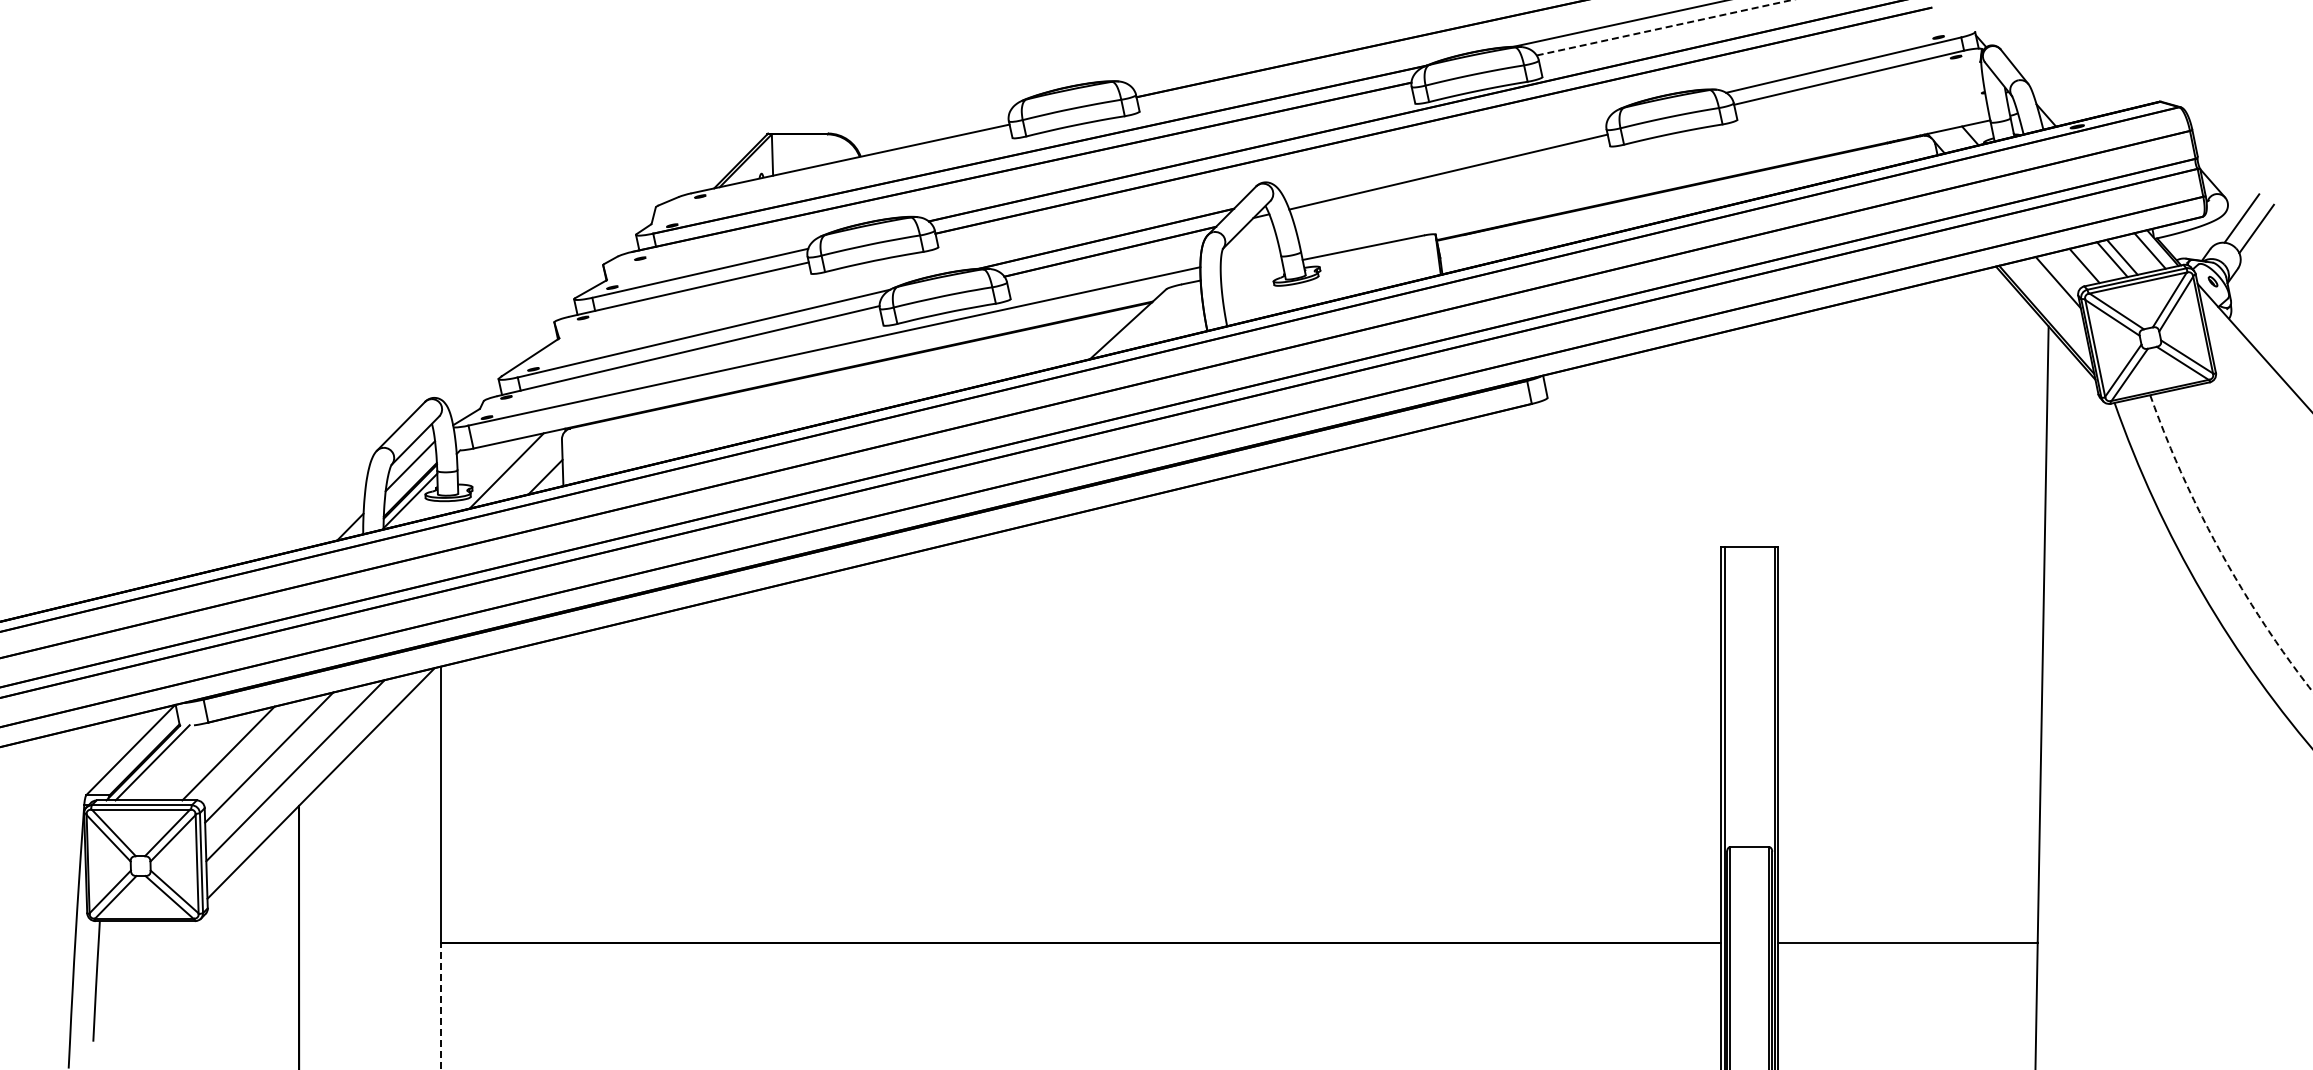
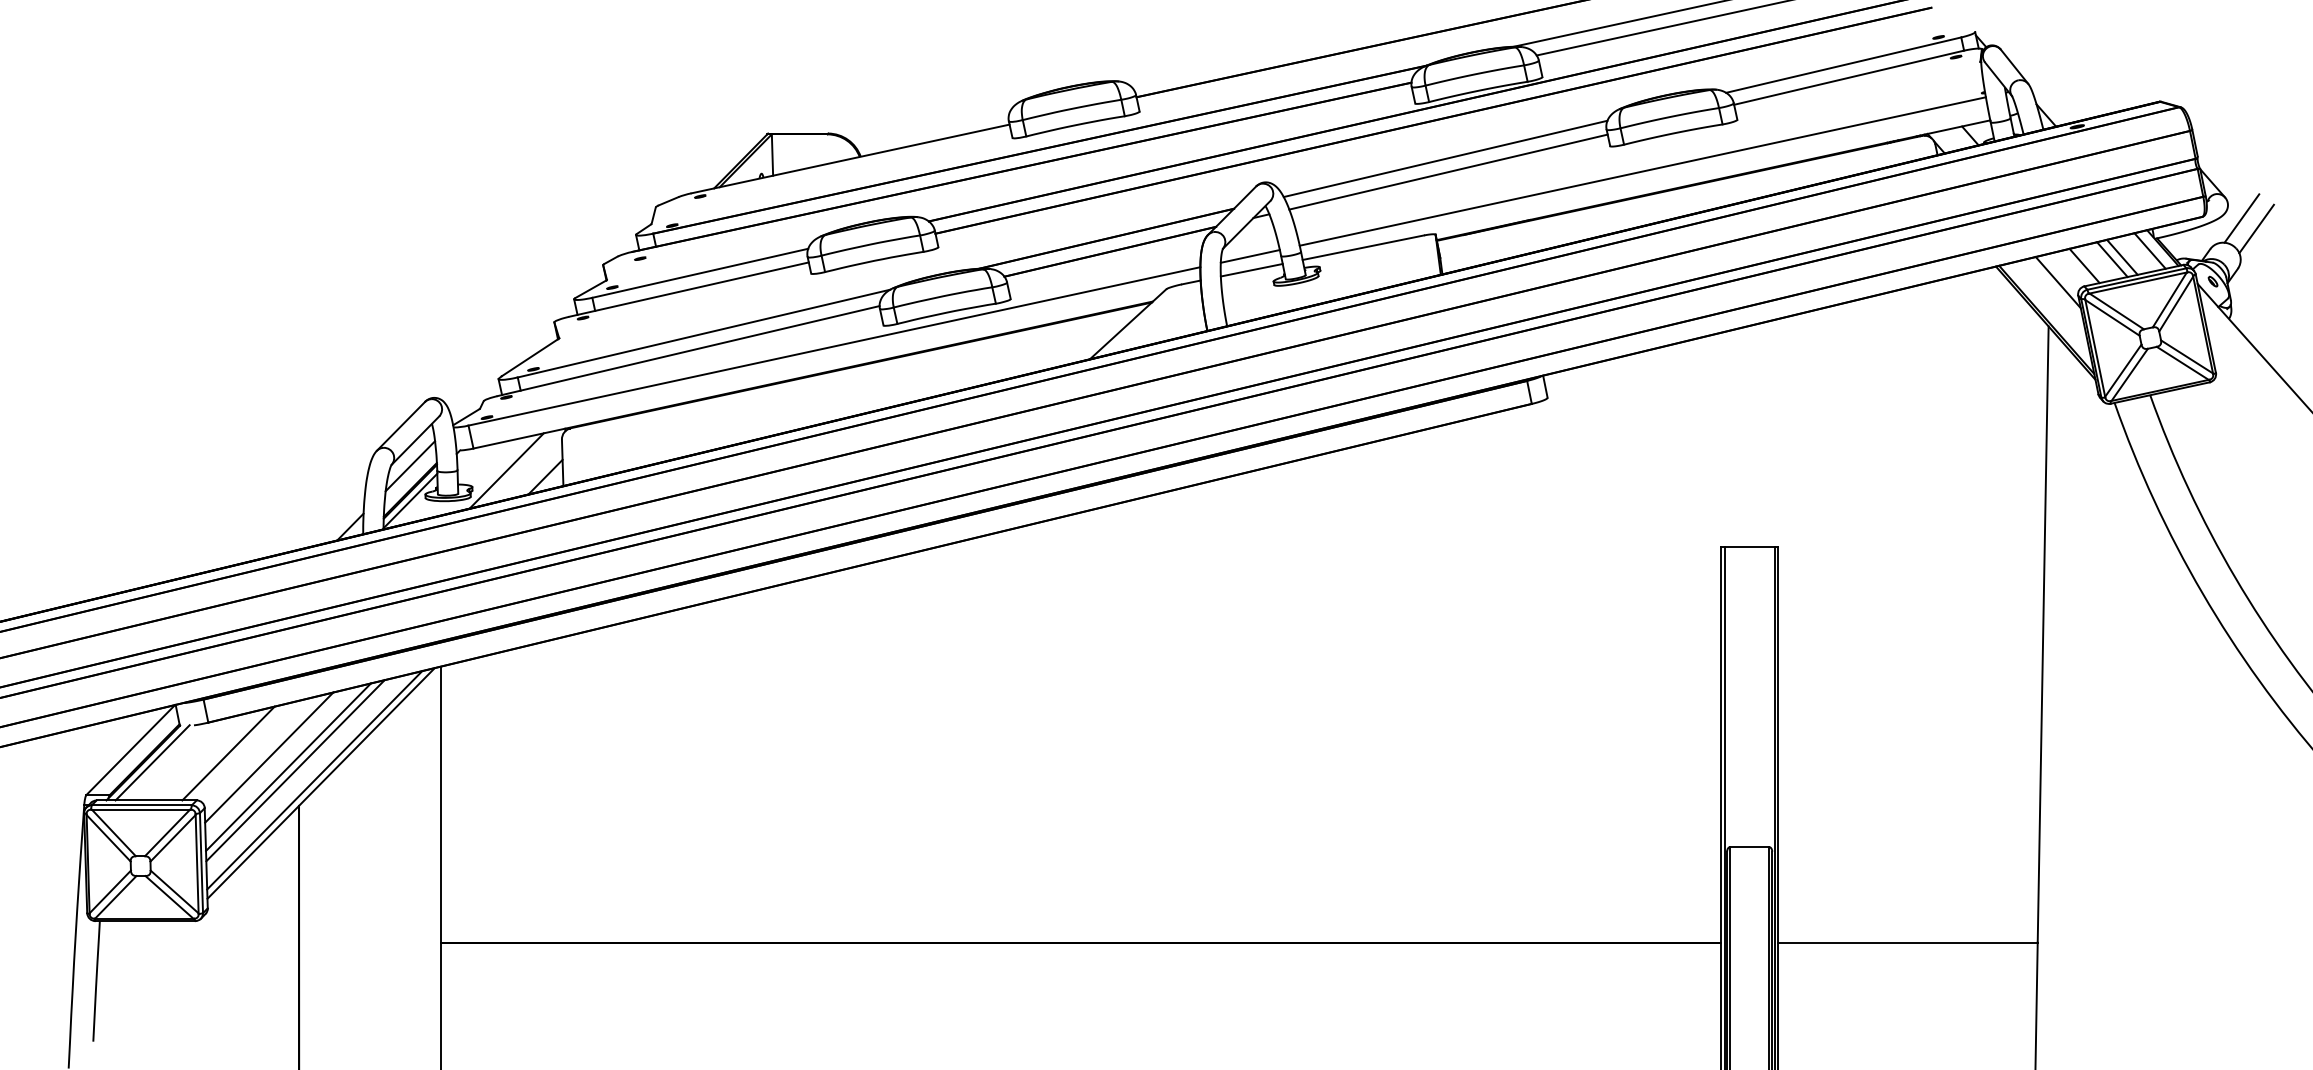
line: dashed -> solid (1664, 27)
line: none -> present (1445, 158)
line: none -> present (1642, 171)
line: none -> present (1249, 256)
line: none -> present (1251, 270)
arc: dashed -> solid (2220, 551)
line: none -> present (288, 766)
line: none -> present (314, 780)
line: dashed -> solid (440, 1005)
